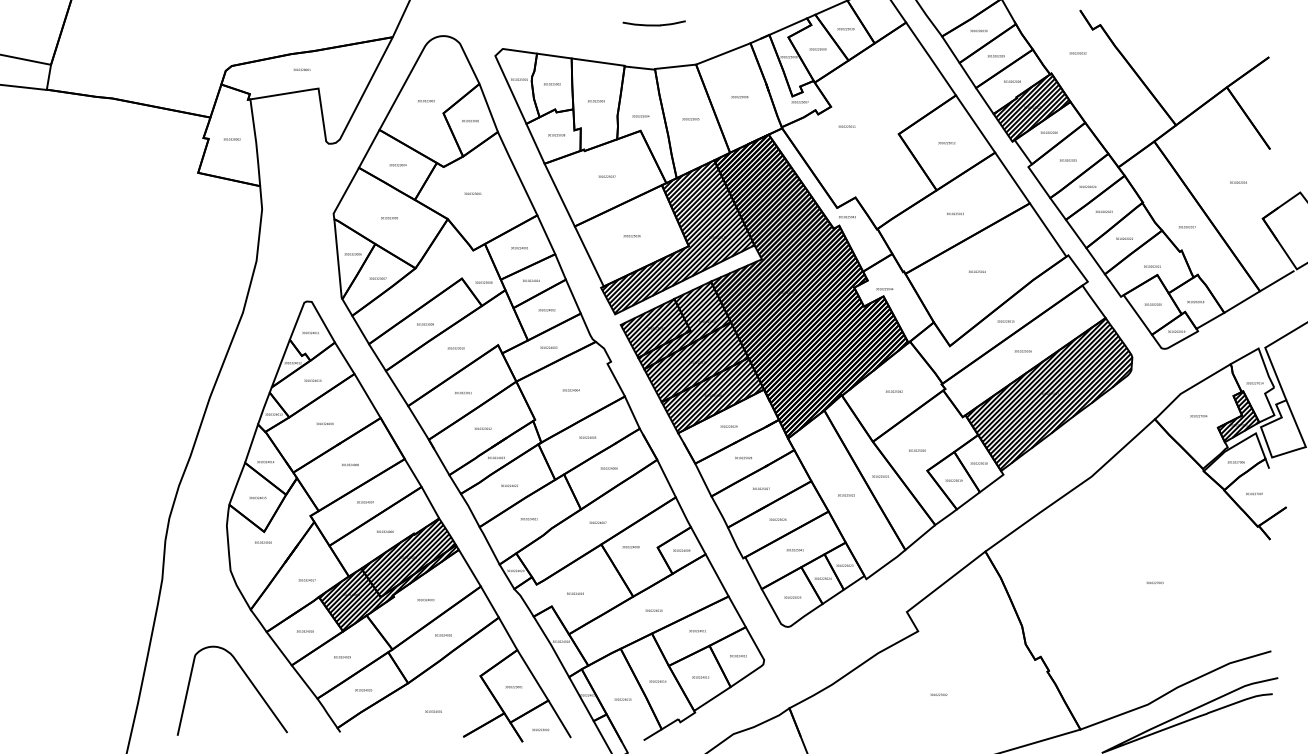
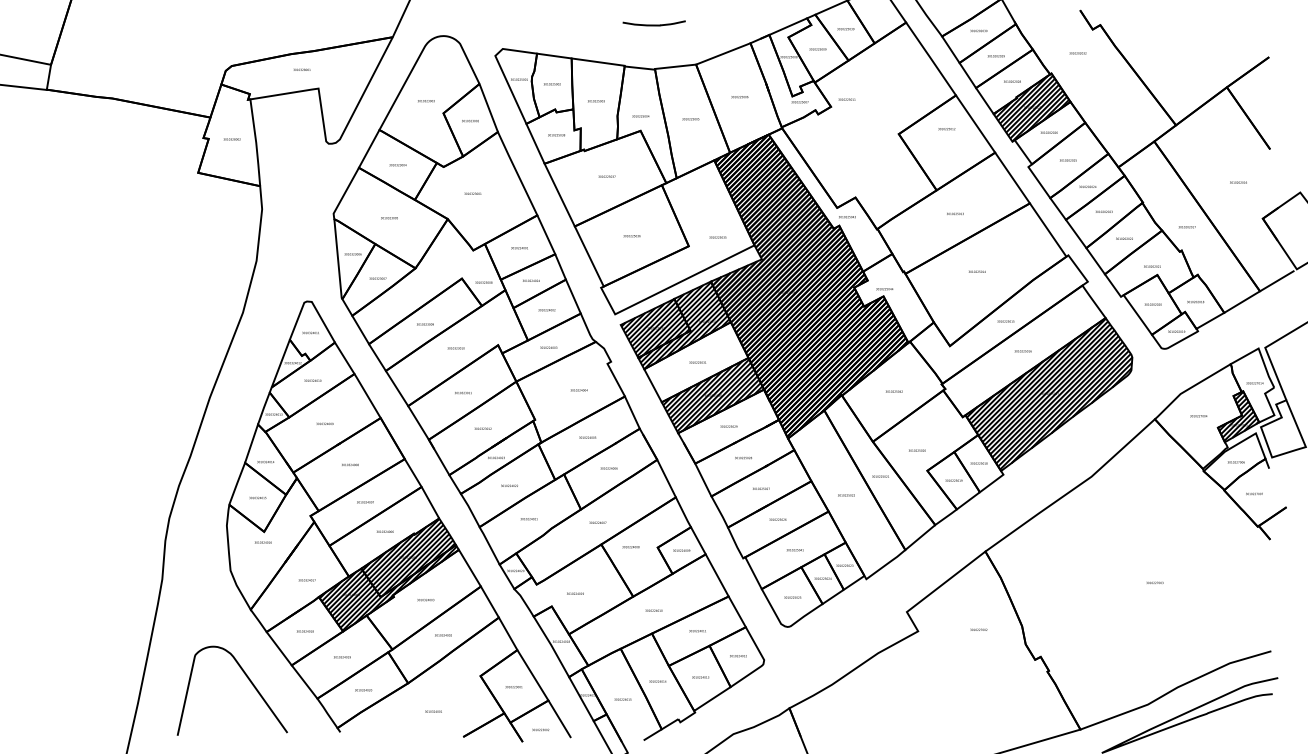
text position: (846, 126) -> (846, 99) (846, 99)
text position: (946, 143) -> (946, 129) (946, 129)
hatch: present -> none (678, 237)
hatch: present -> none (696, 362)
text position: (571, 390) -> (579, 390) (579, 390)
text position: (938, 694) -> (978, 629) (978, 629)
